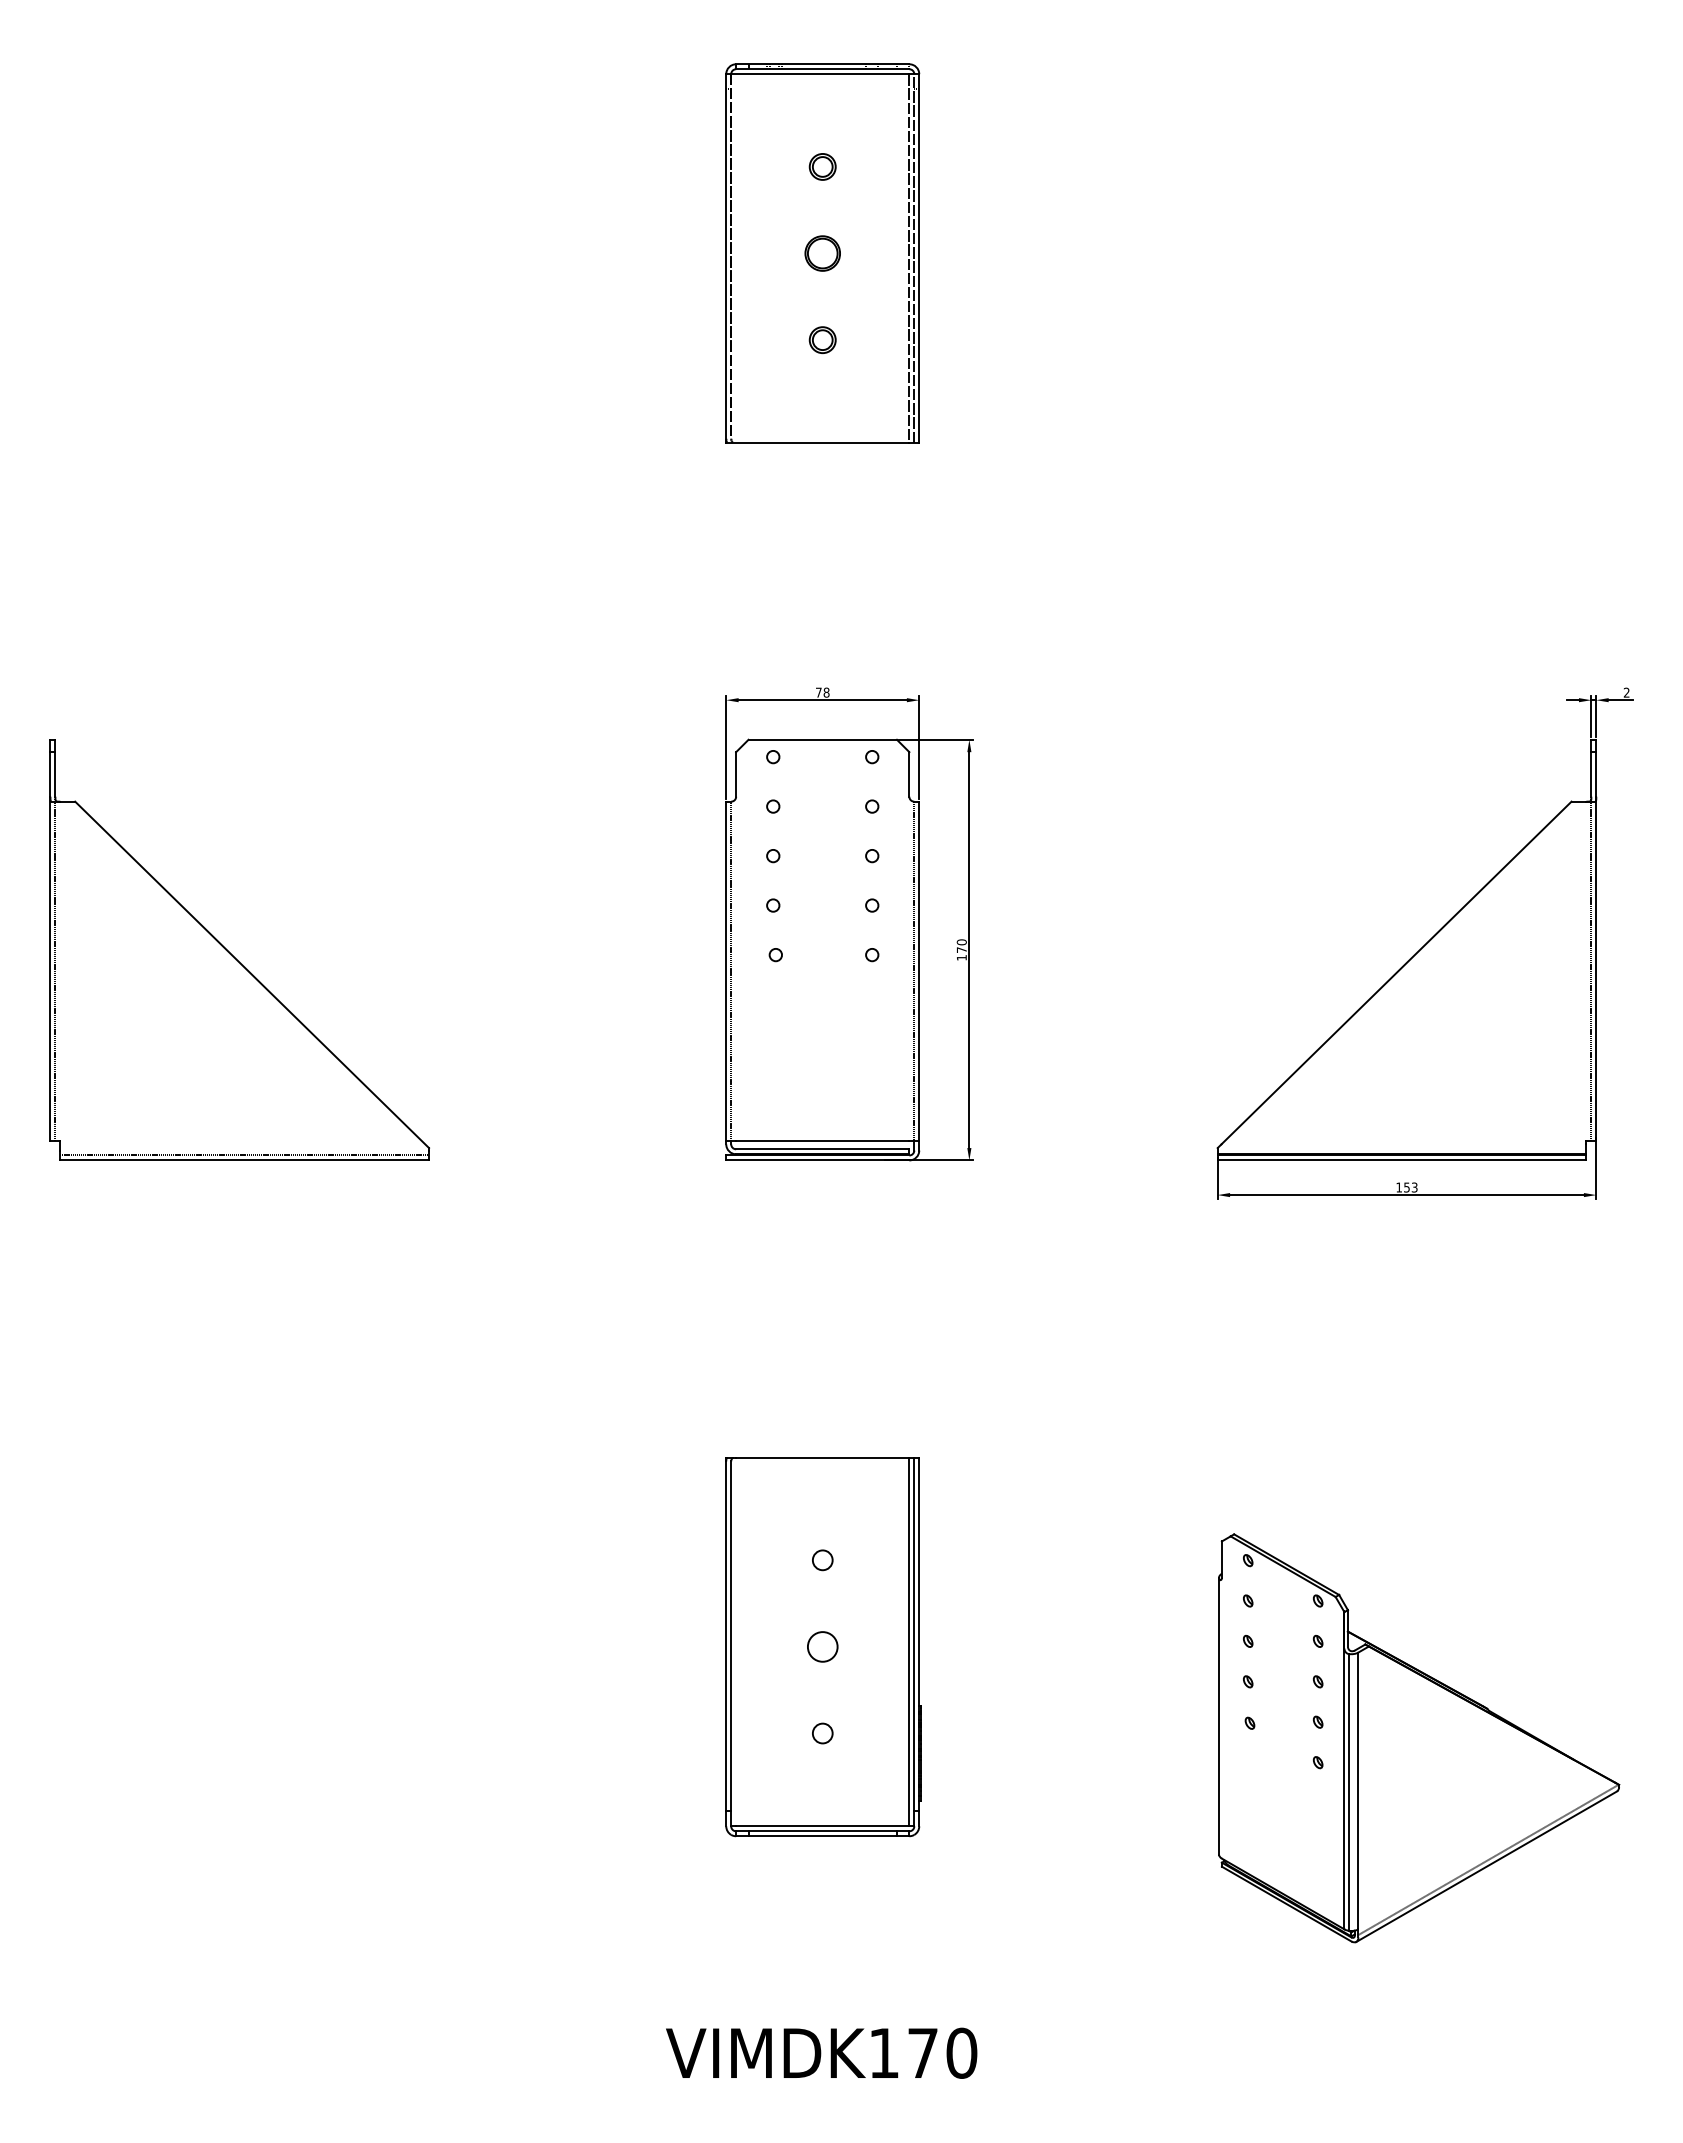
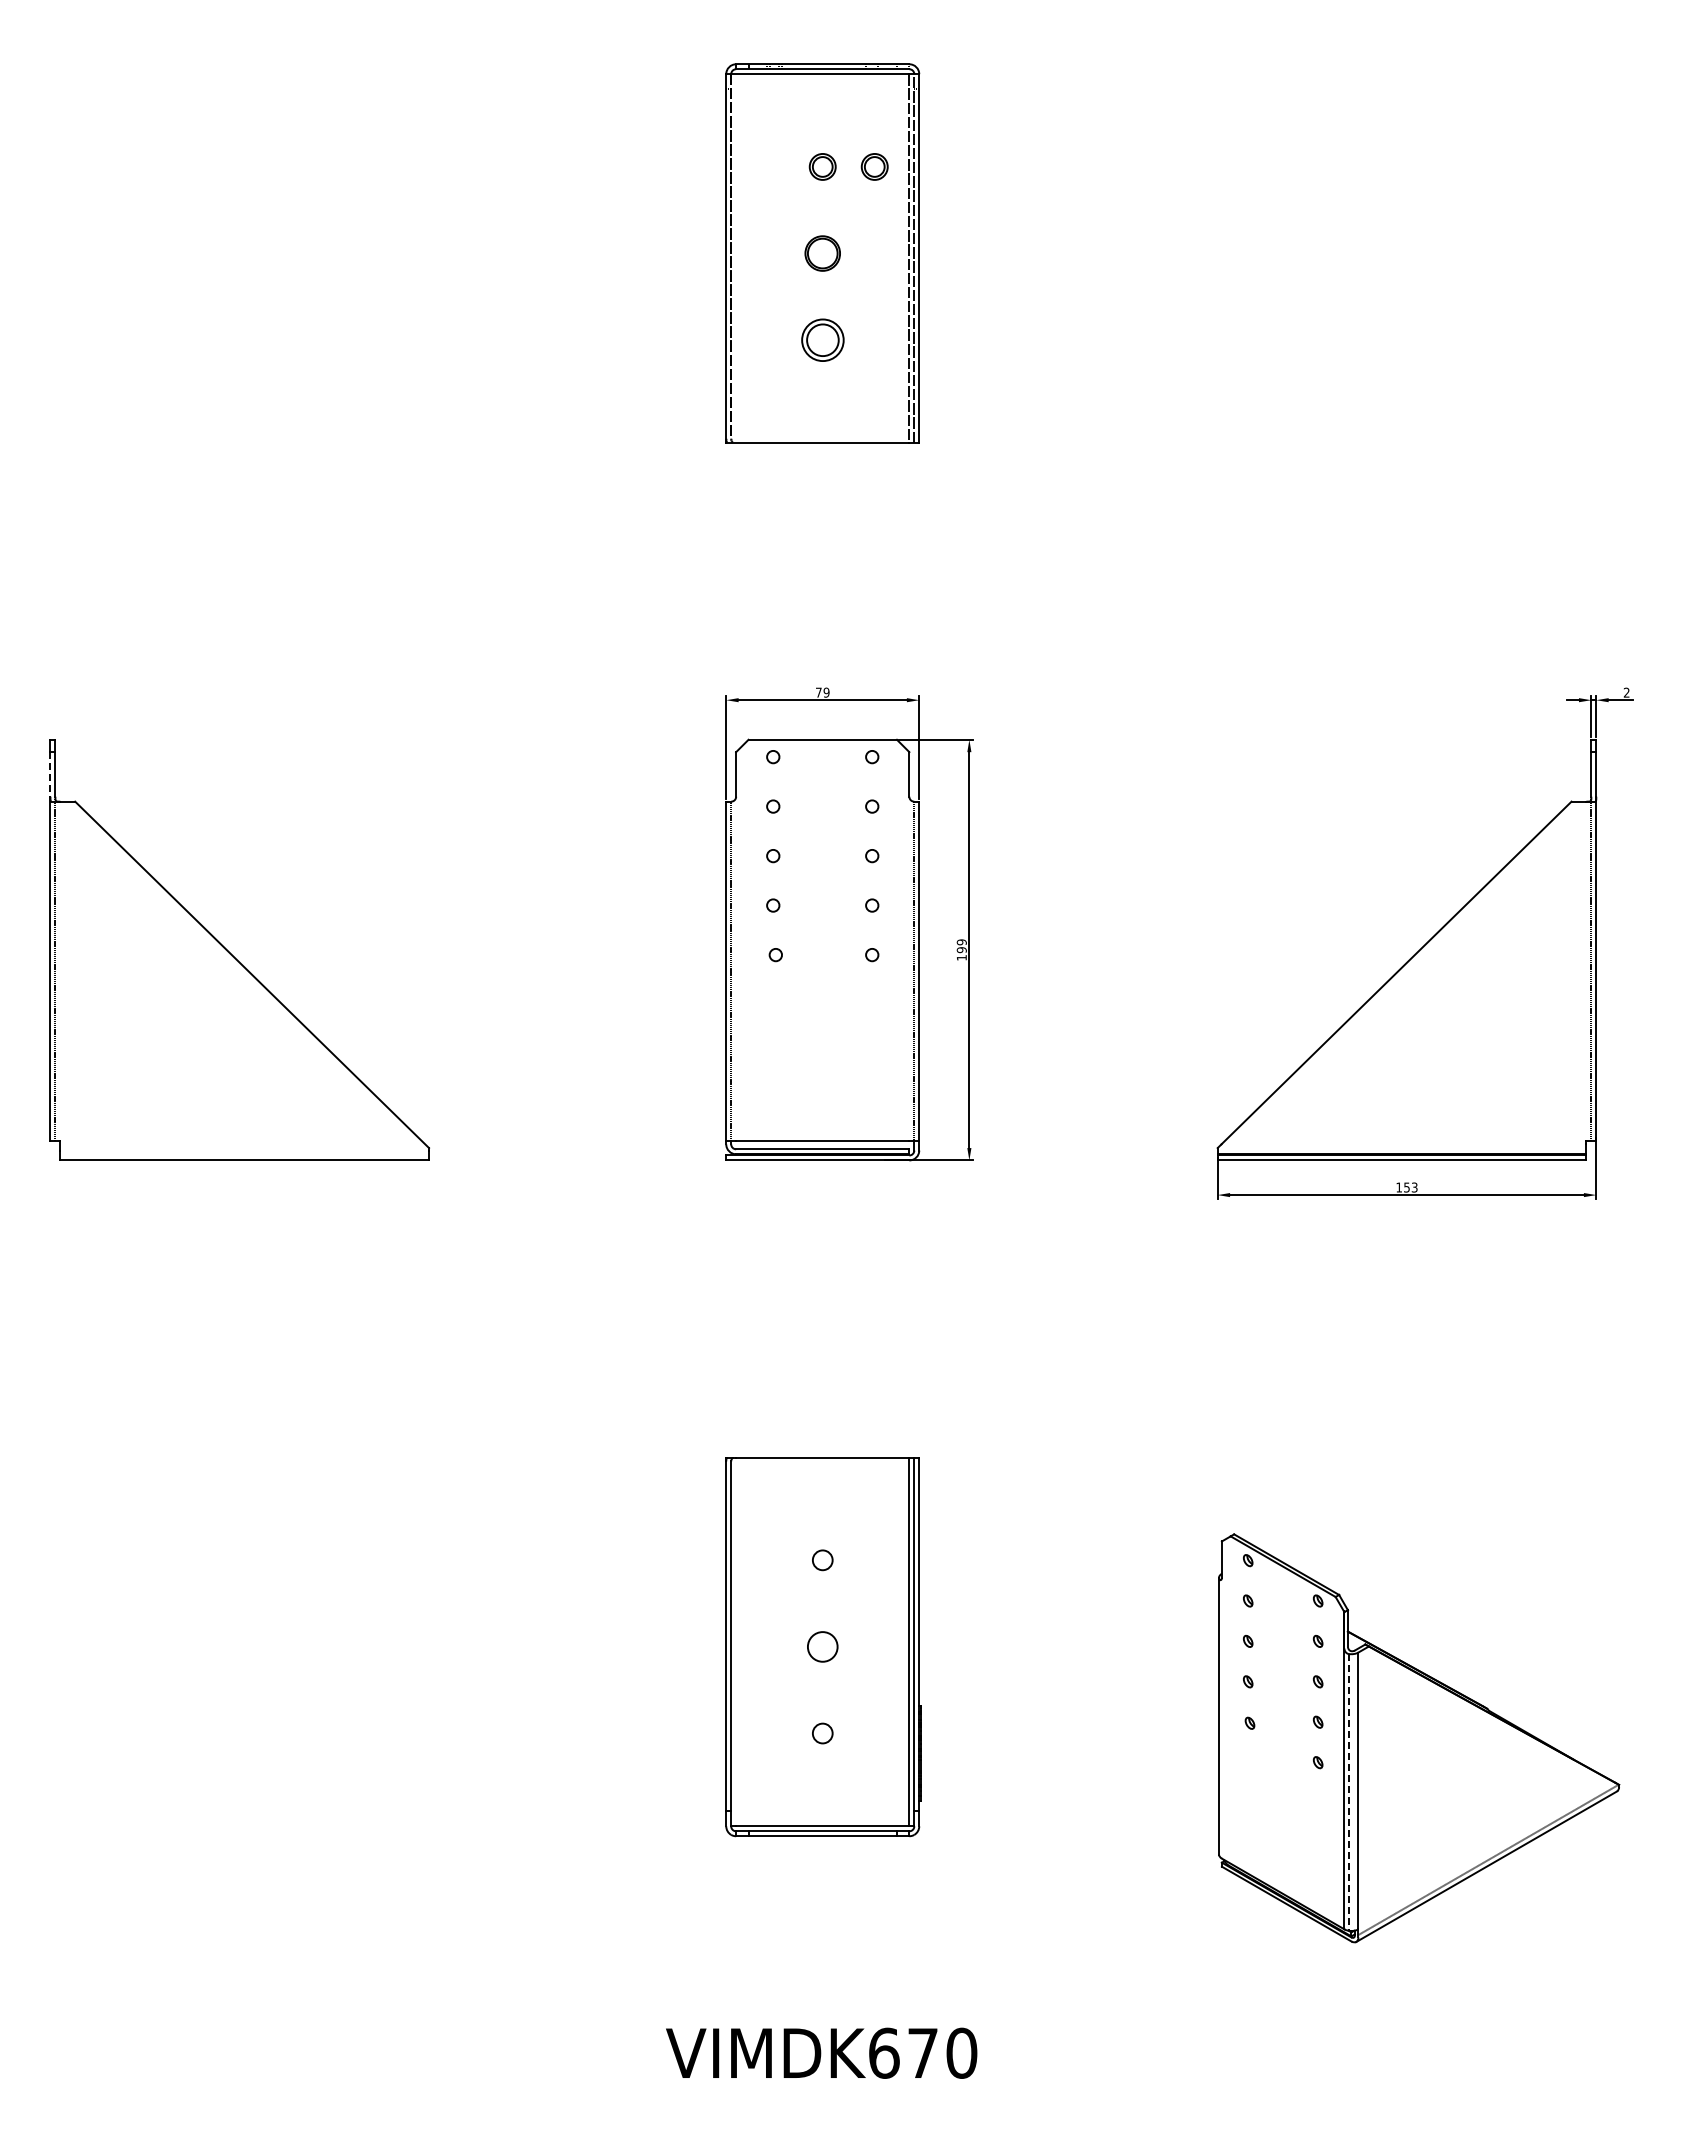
part: none -> present (874, 166)
part size: 29x28 px -> 44x44 px (822, 339)
text: 78 -> 79 (826, 692)
line: solid -> dashed (50, 774)
text: 170 -> 199 (961, 946)
line: present -> none (244, 1155)
line: solid -> dashed (1348, 1792)
text: VIMDK170 -> VIMDK670 (884, 2052)
